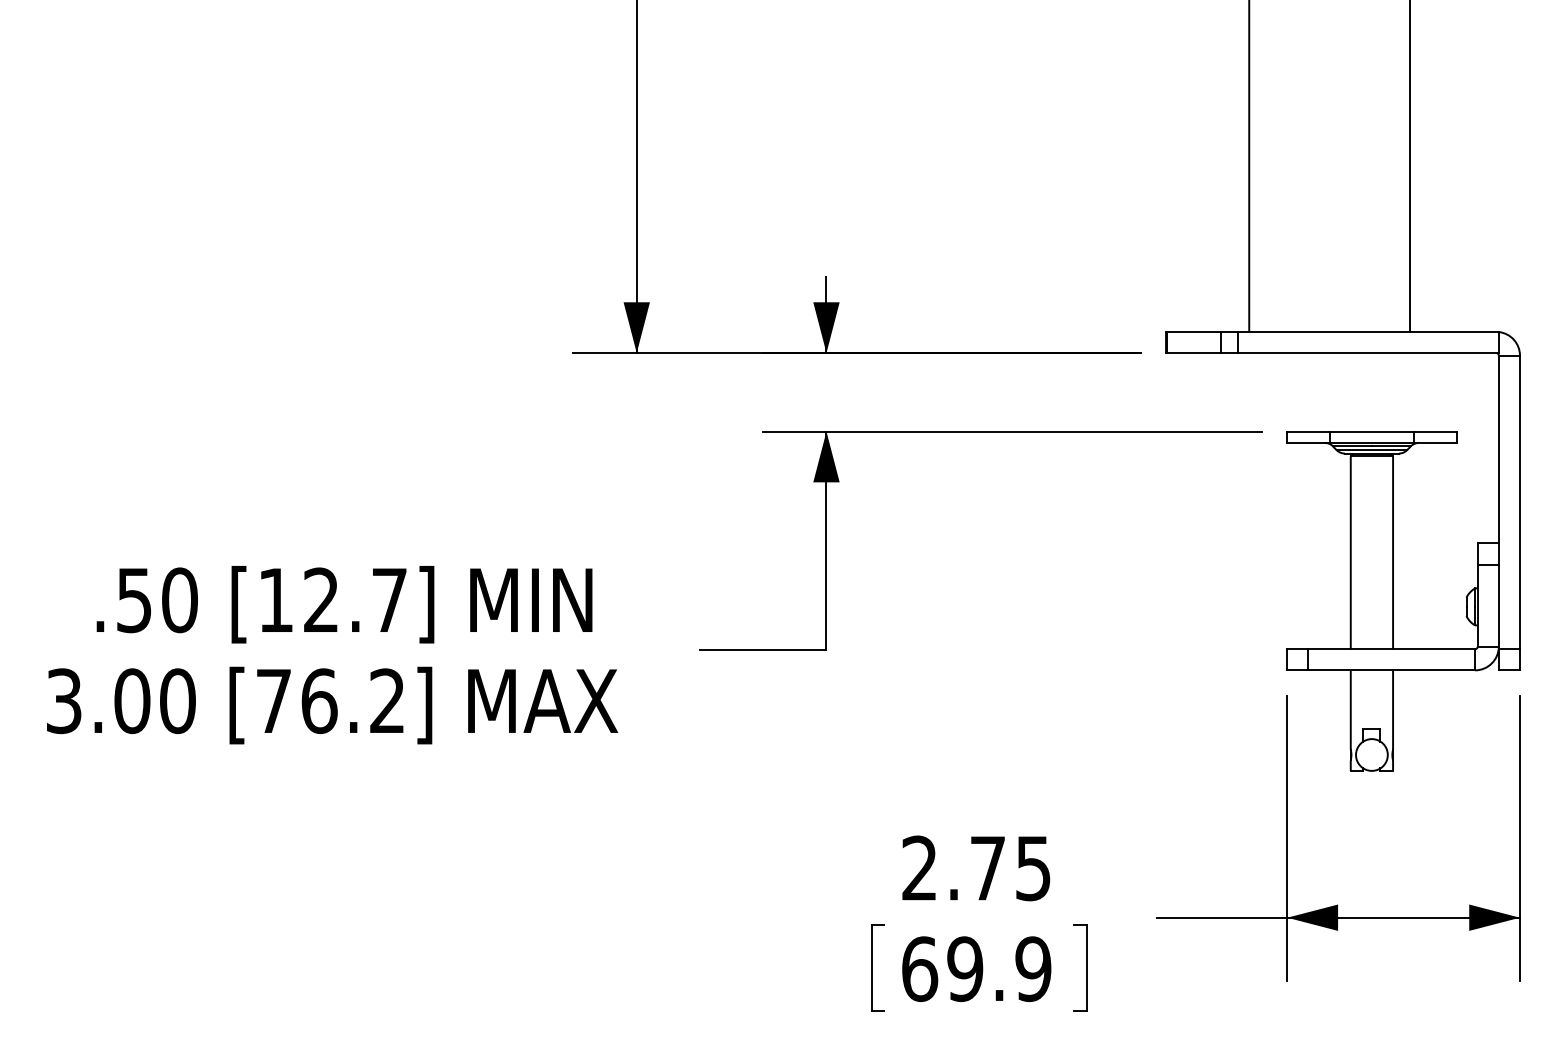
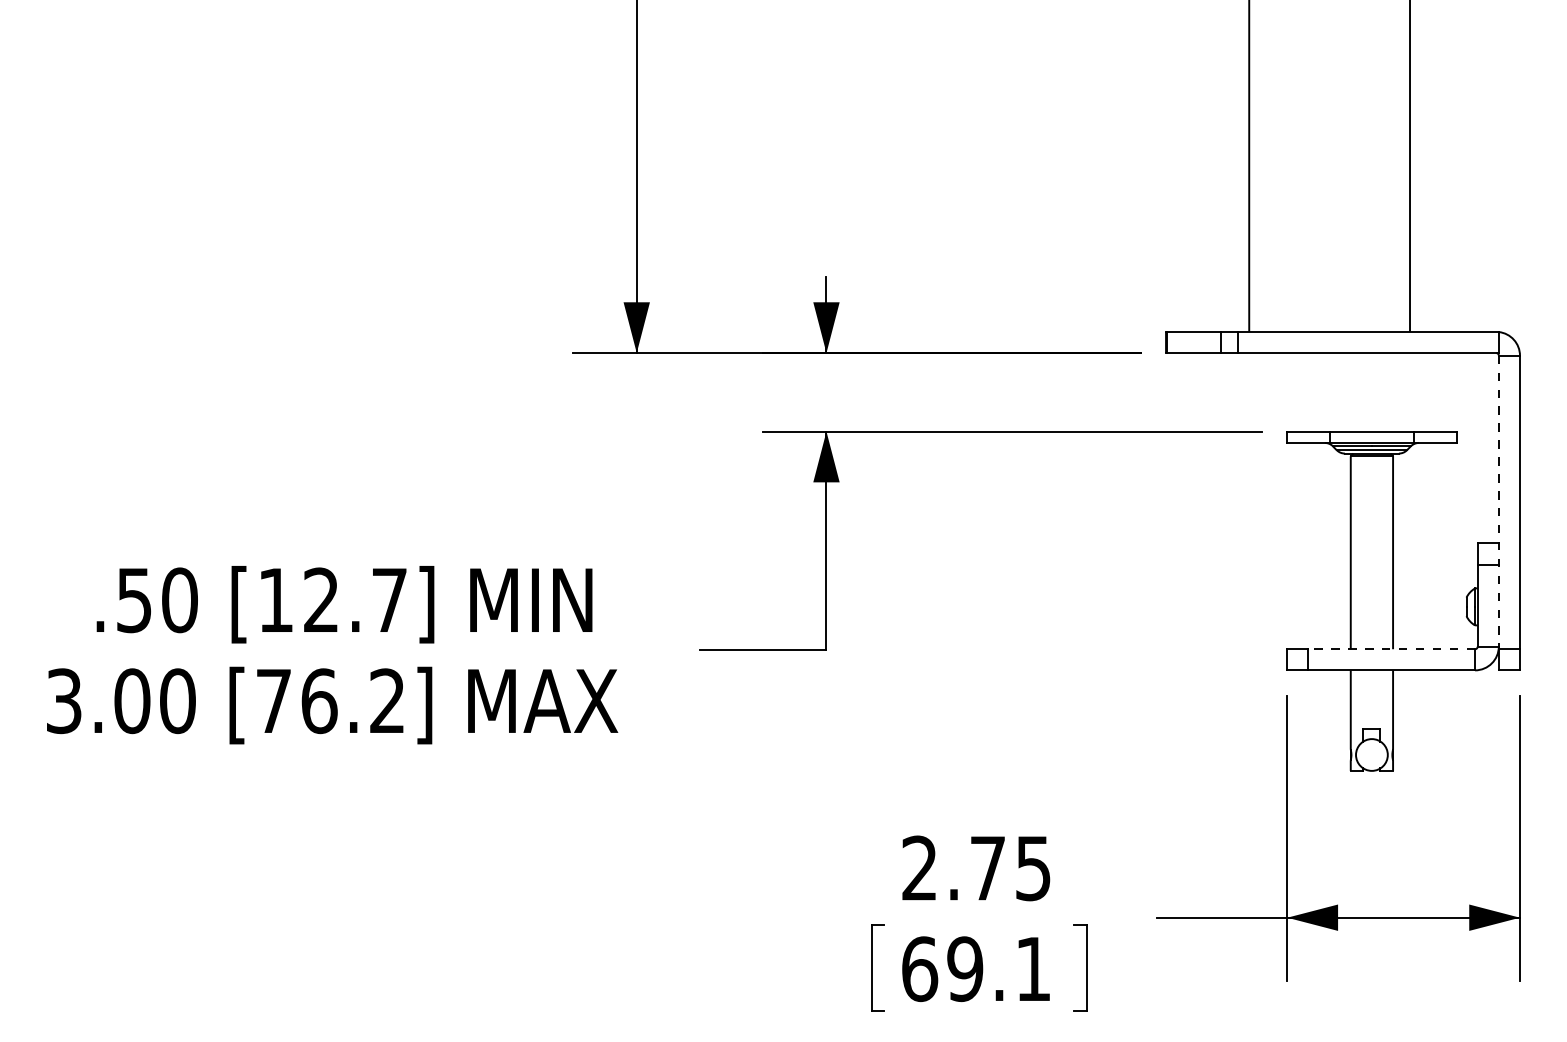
line: solid -> dashed (1498, 502)
line: solid -> dashed (1391, 649)
text: 69.9 -> 69.1 (1033, 969)
